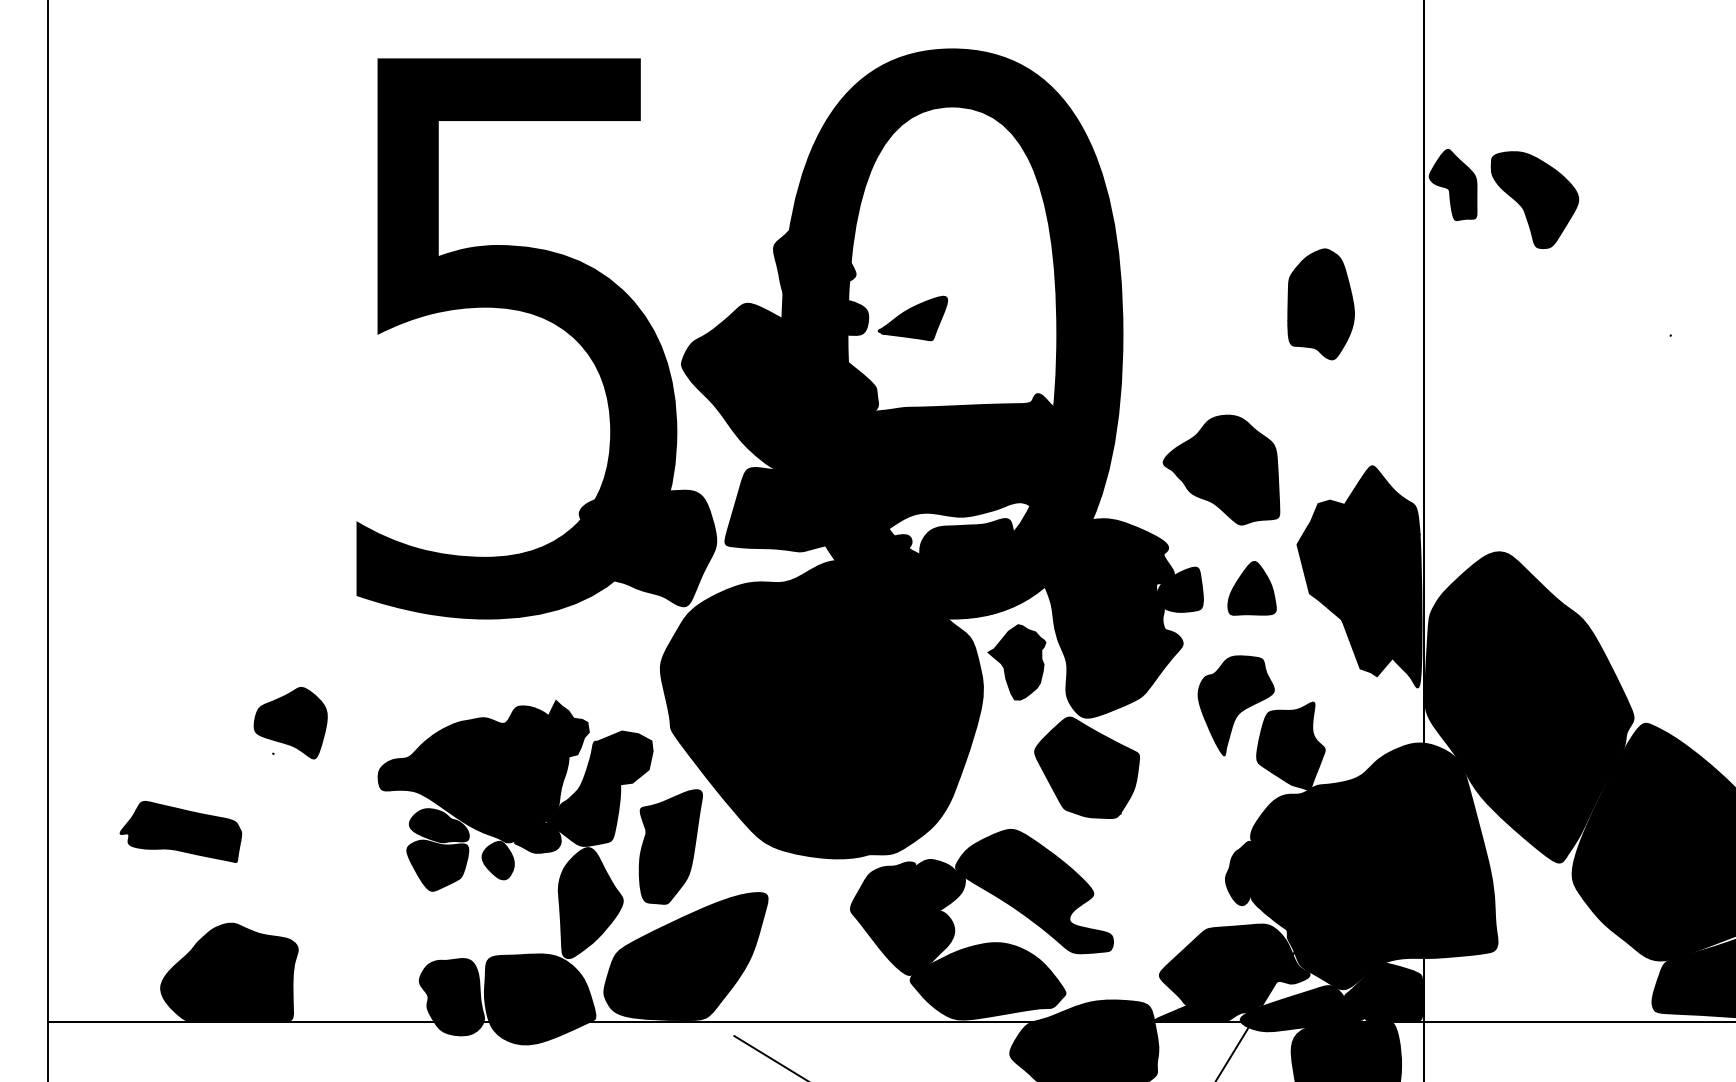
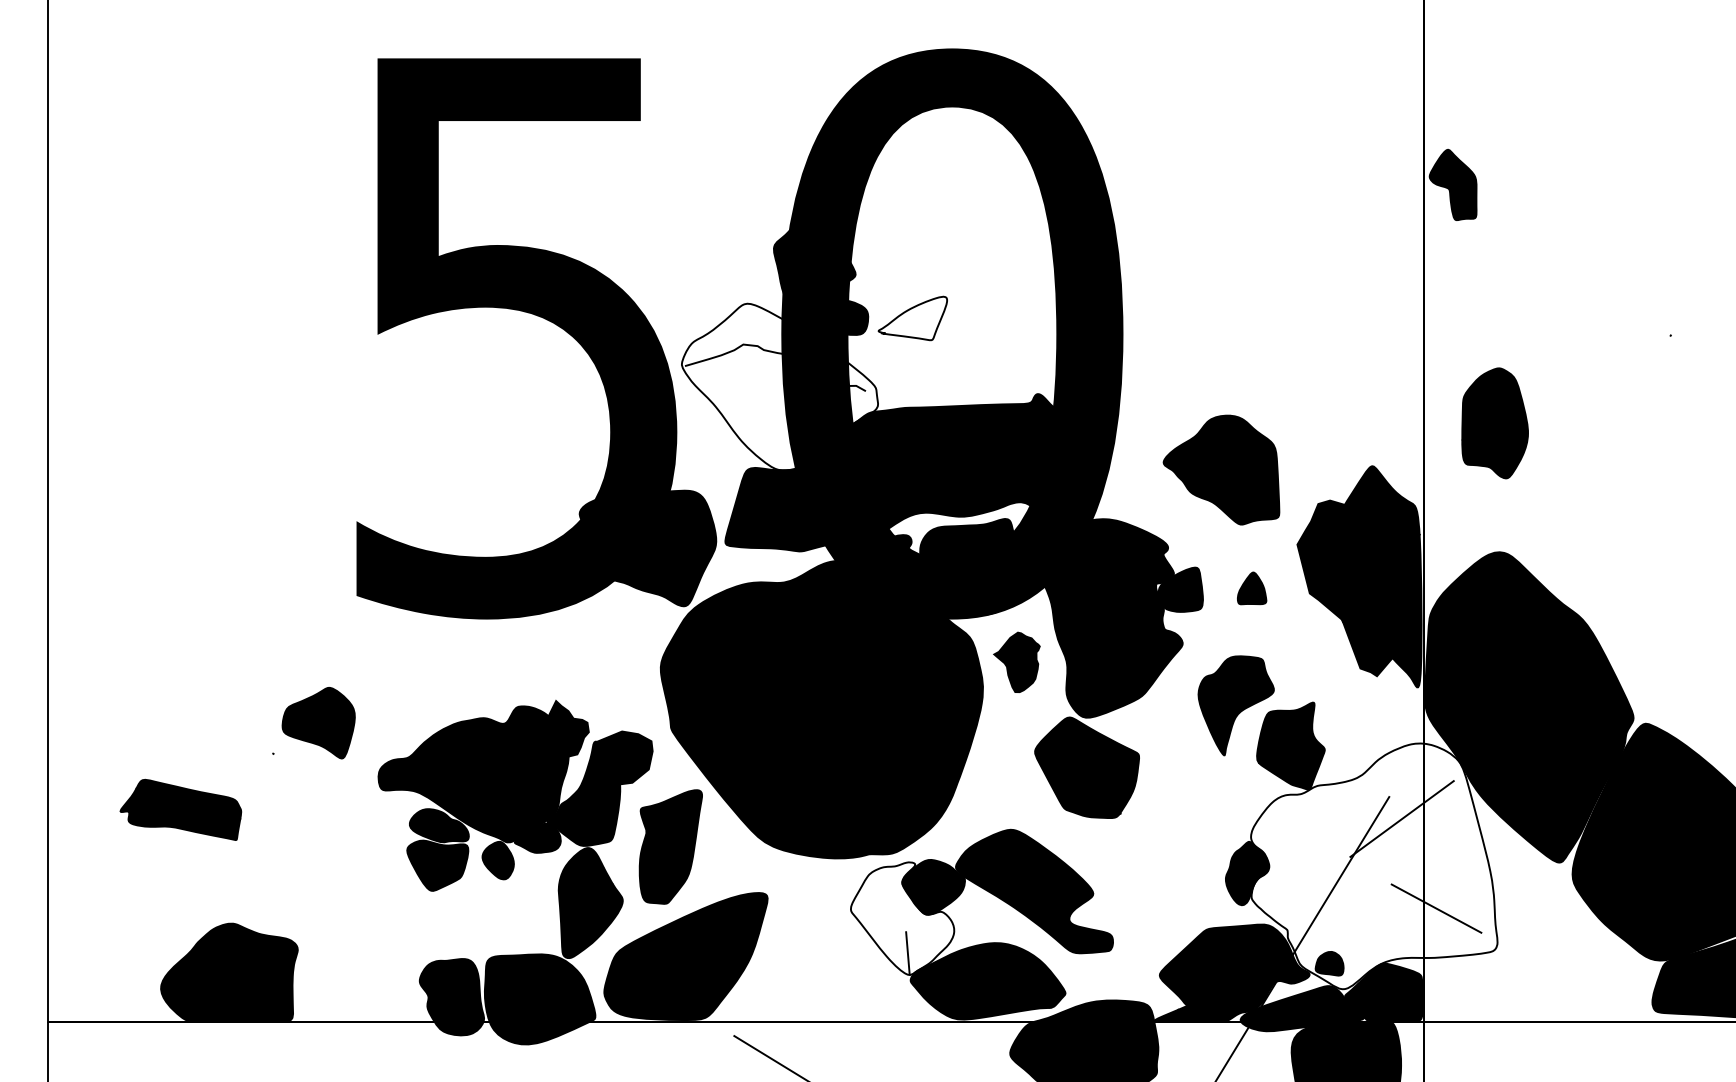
part: present -> none (1534, 199)
part position: (1320, 304) -> (1494, 423) (1494, 423)
fill: present -> none (912, 318)
fill: present -> none (779, 386)
part size: 50x55 px -> 31x35 px (1252, 588)
part size: 60x77 px -> 48x62 px (1016, 661)
part position: (290, 723) -> (318, 723) (318, 723)
part position: (180, 831) -> (180, 809) (180, 809)
fill: present -> none (1374, 866)
fill: present -> none (902, 918)
